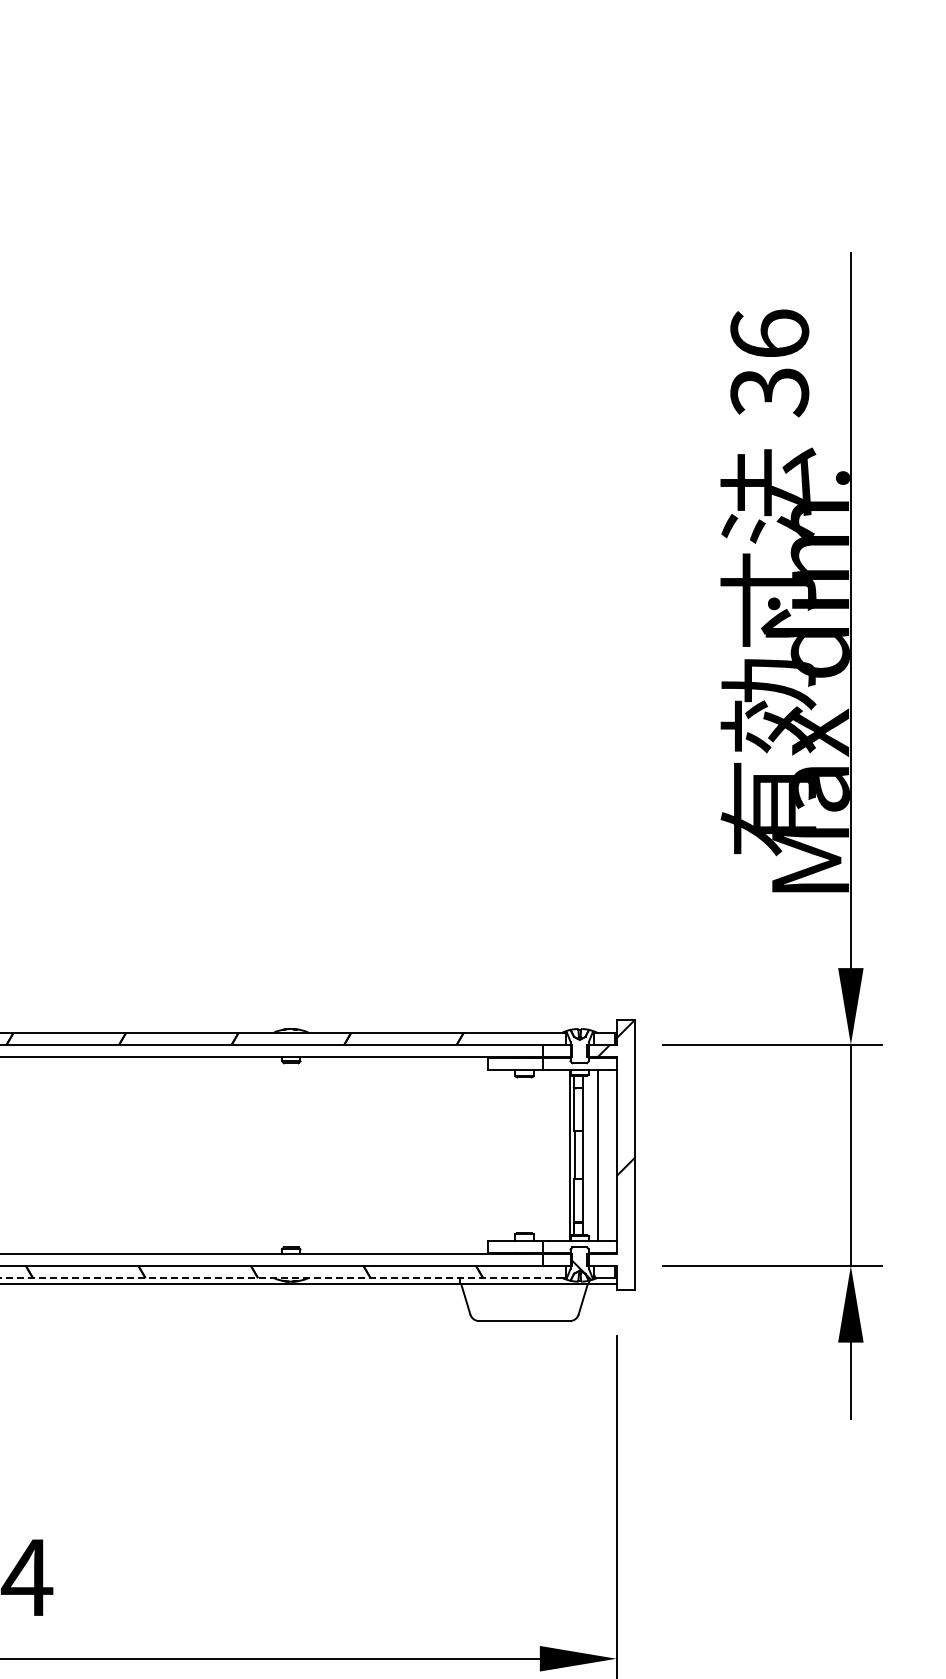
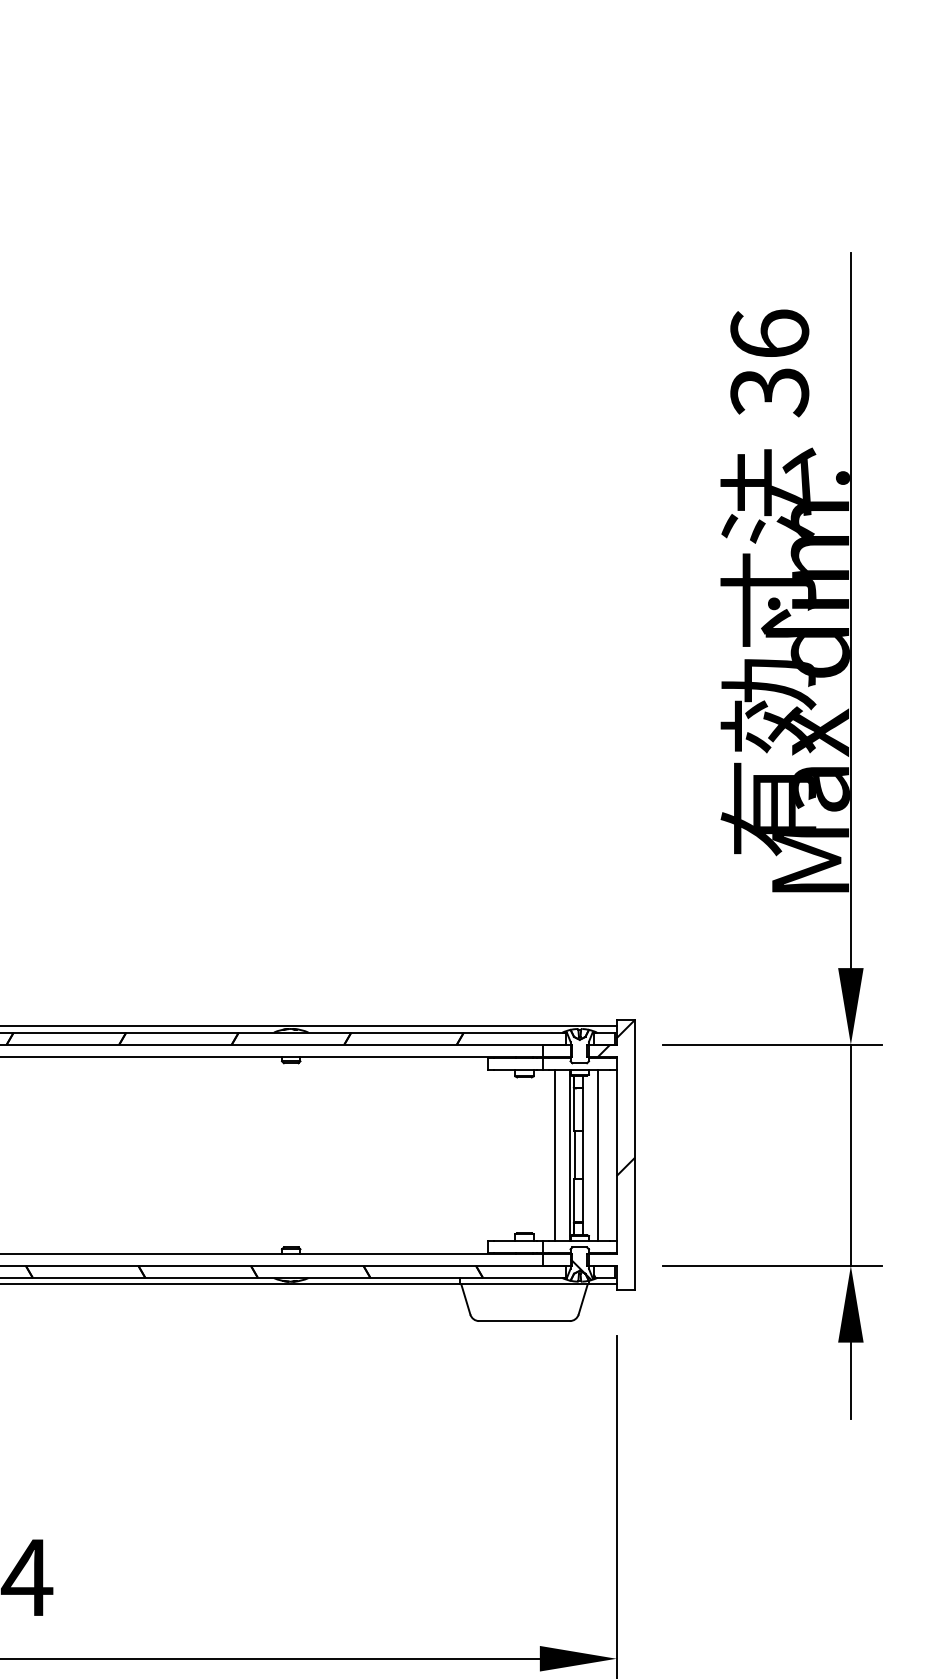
line: none -> present (309, 1026)
line: none -> present (555, 1155)
line: dashed -> solid (283, 1278)
